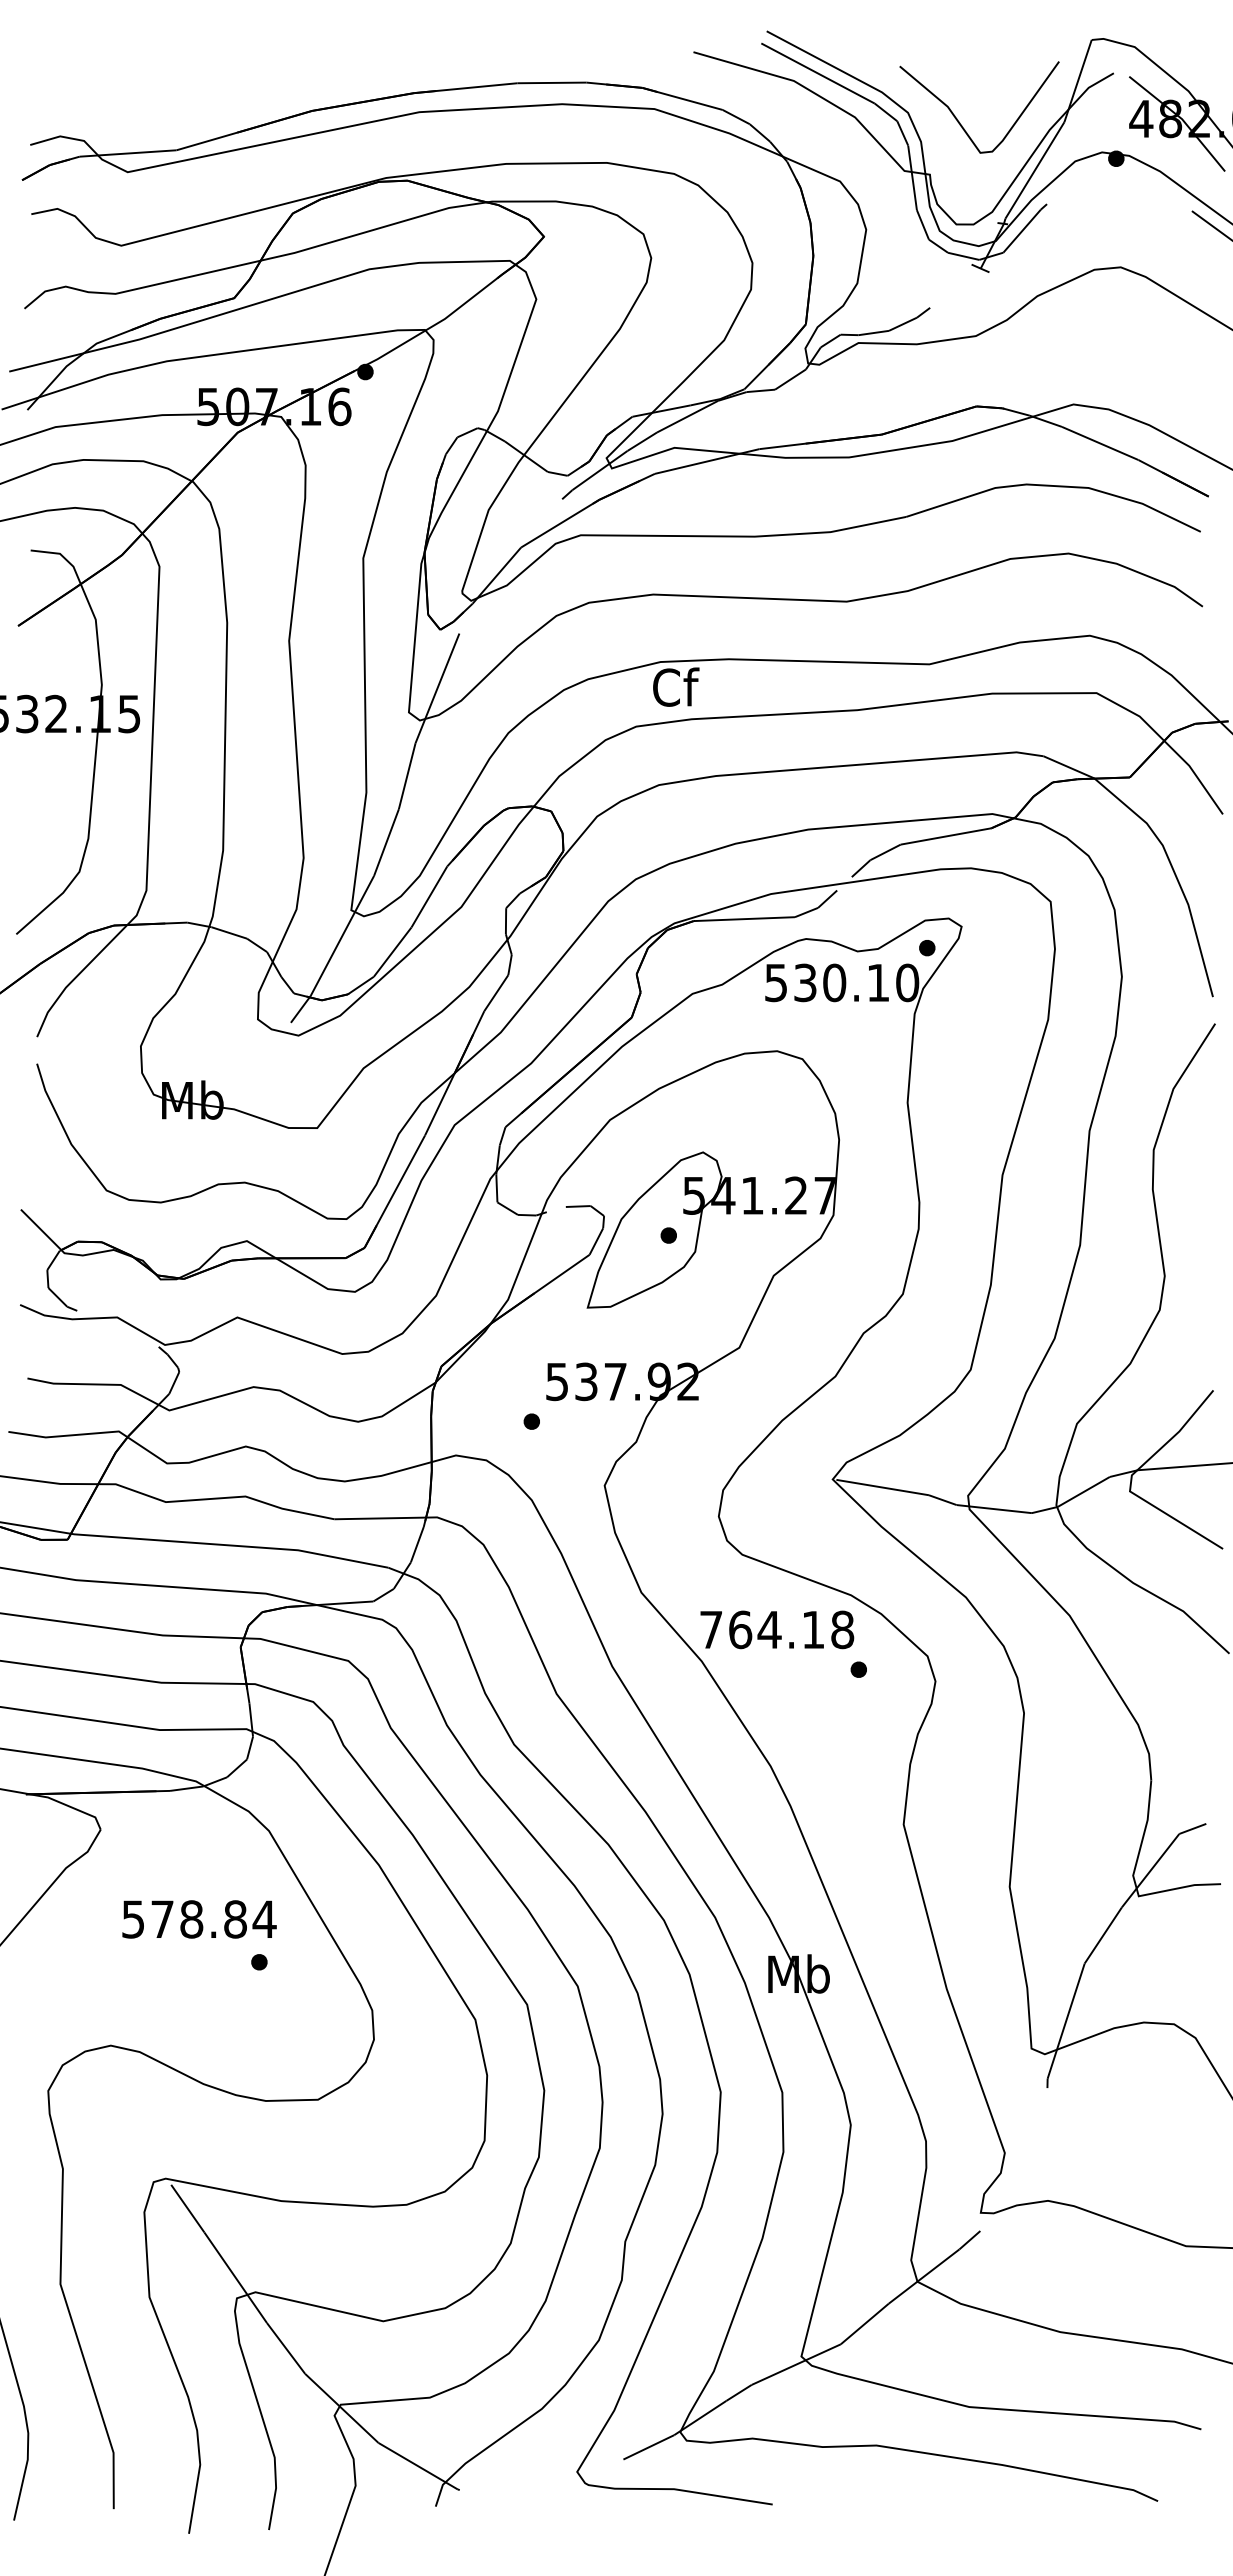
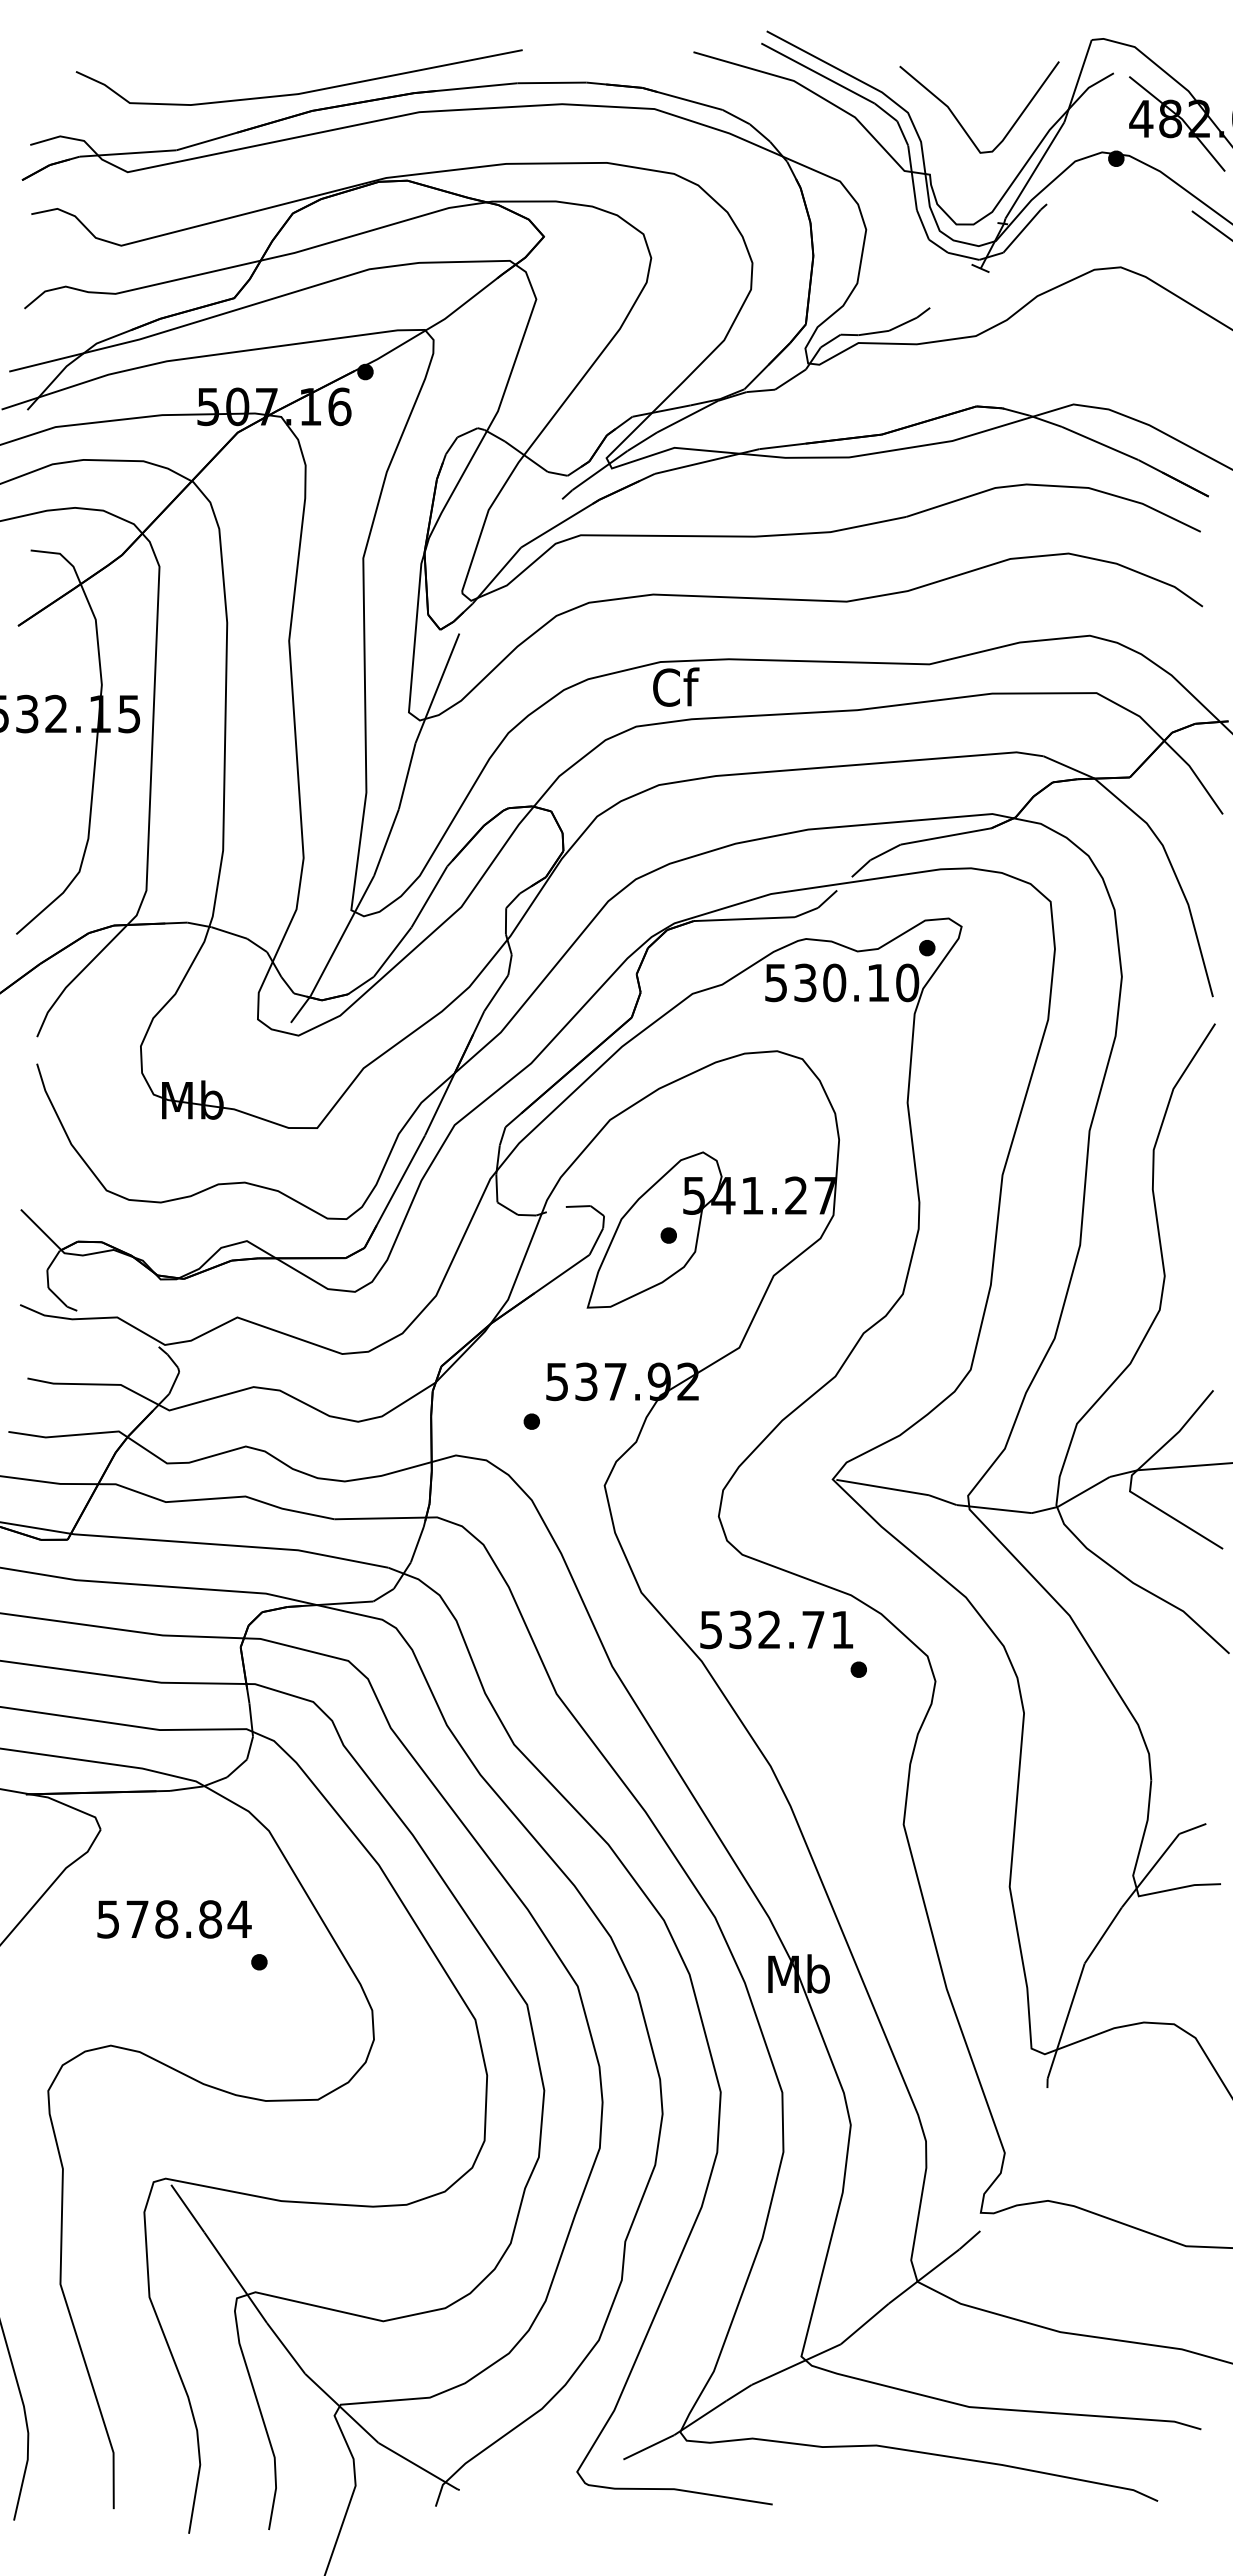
curve: none -> present (300, 92)
text: 764.18 -> 532.71 (777, 1629)
text position: (199, 1919) -> (174, 1919) (174, 1919)
